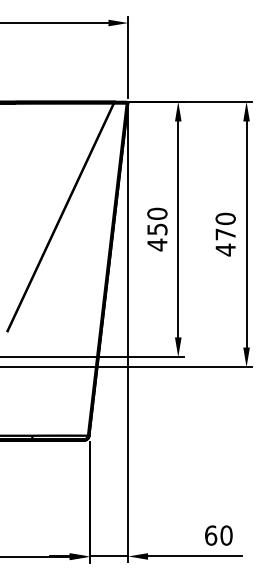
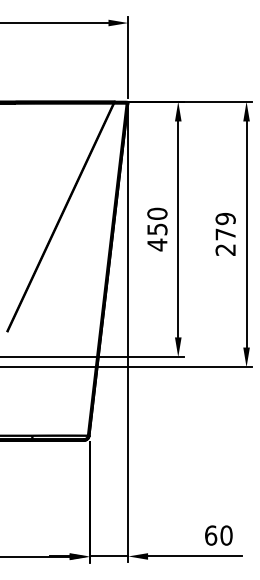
text: 470 -> 279 (225, 234)
